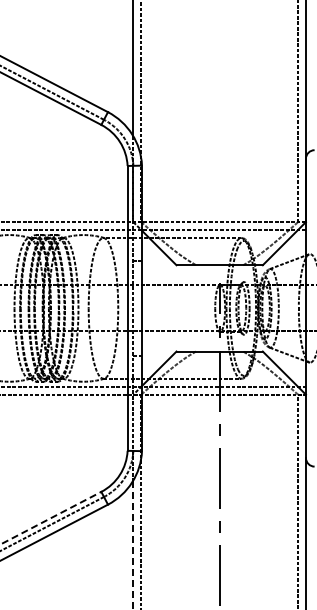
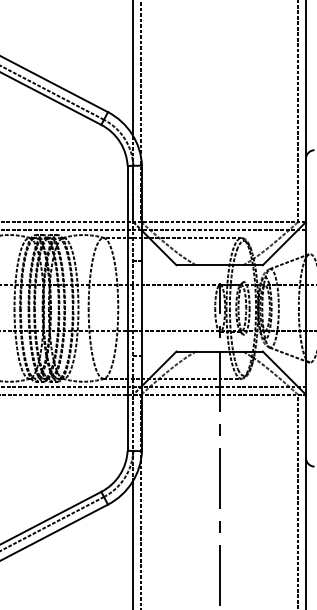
line: dashed -> solid (50, 518)
line: dashed -> solid (133, 545)
